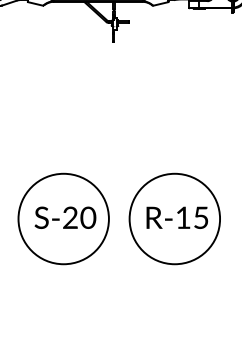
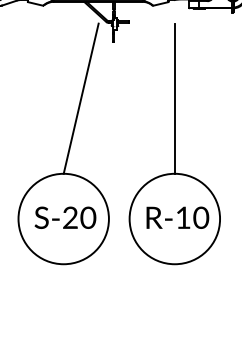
line: none -> present (80, 98)
line: none -> present (174, 98)
text: R-15 -> R-10 (201, 217)
